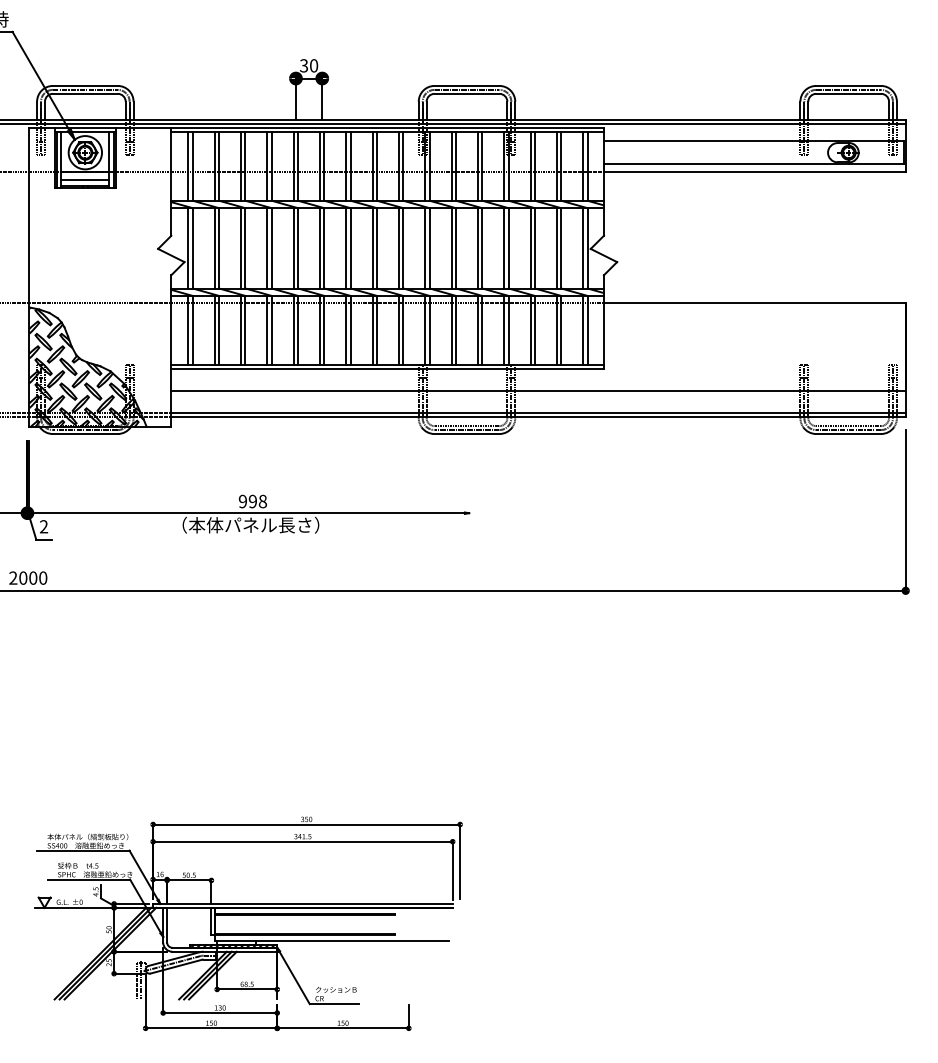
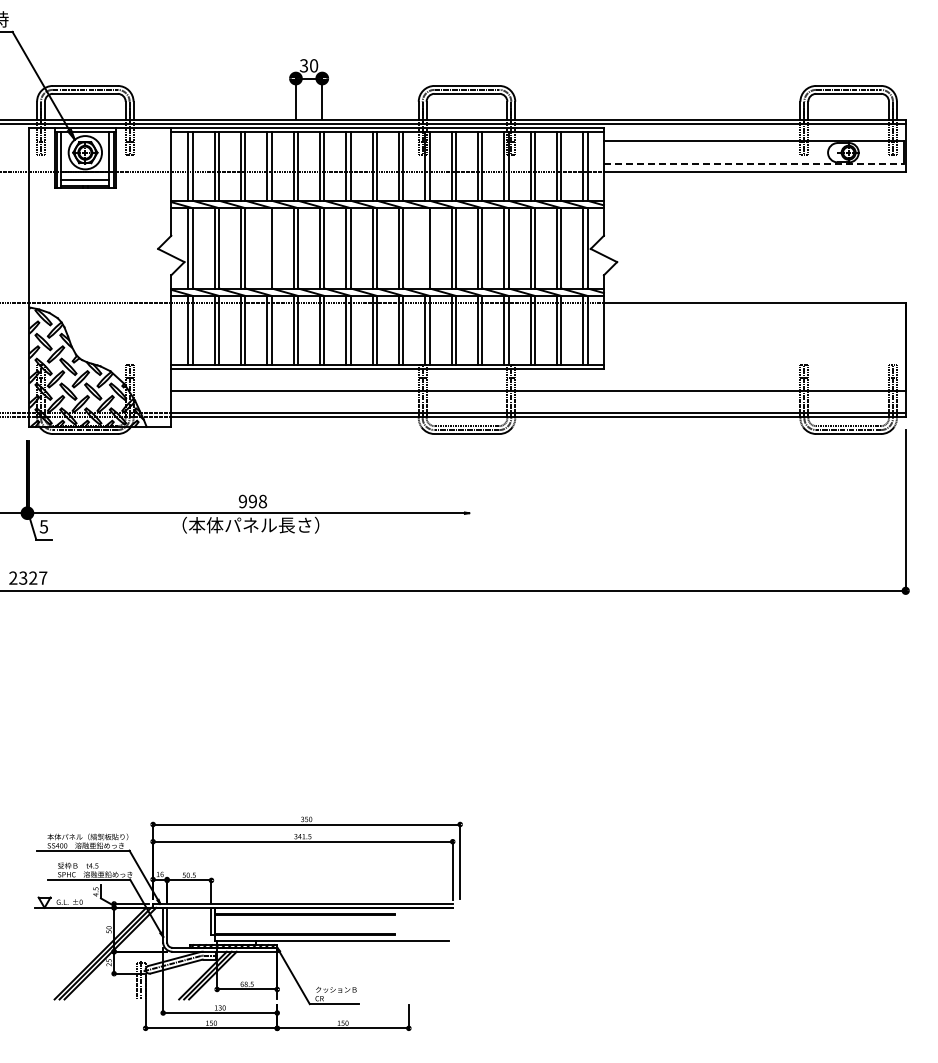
line: solid -> dashed (753, 164)
line: present -> none (267, 248)
line: present -> none (425, 248)
text: 2 -> 5 (43, 526)
text: 2000 -> 2327 (33, 577)
